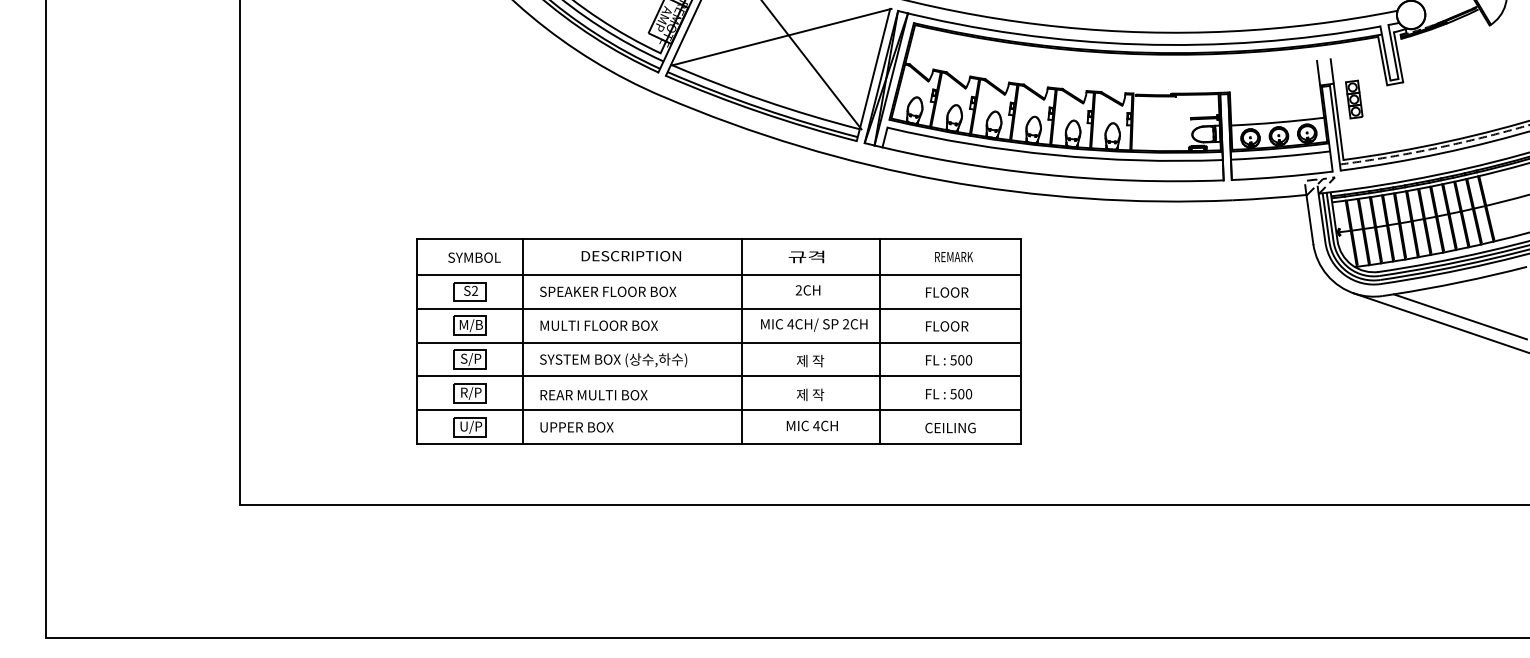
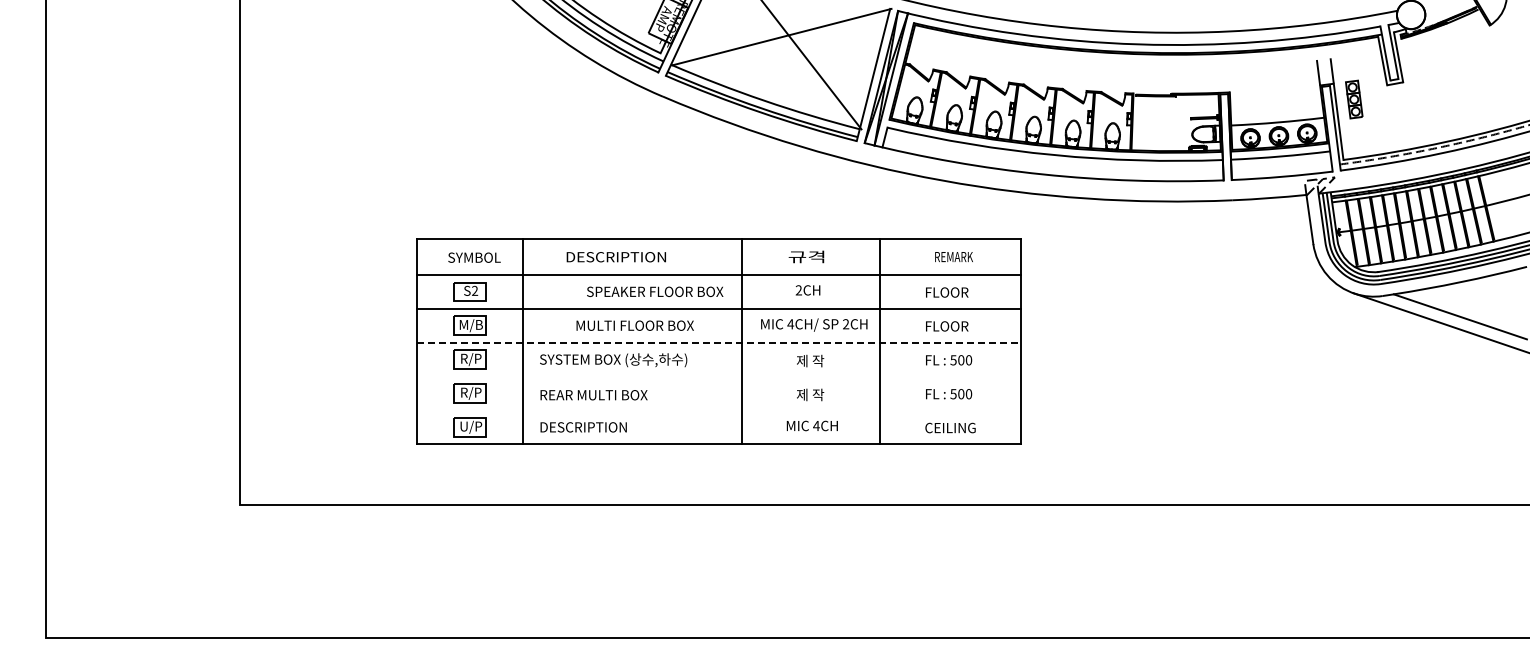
text position: (630, 256) -> (615, 257) (615, 257)
text position: (608, 291) -> (655, 291) (655, 291)
text position: (598, 325) -> (634, 325) (634, 325)
line: solid -> dashed (719, 342)
text: S/P -> R/P (471, 359)
line: present -> none (719, 376)
line: present -> none (719, 410)
text: UPPER BOX -> DESCRIPTION (583, 427)
